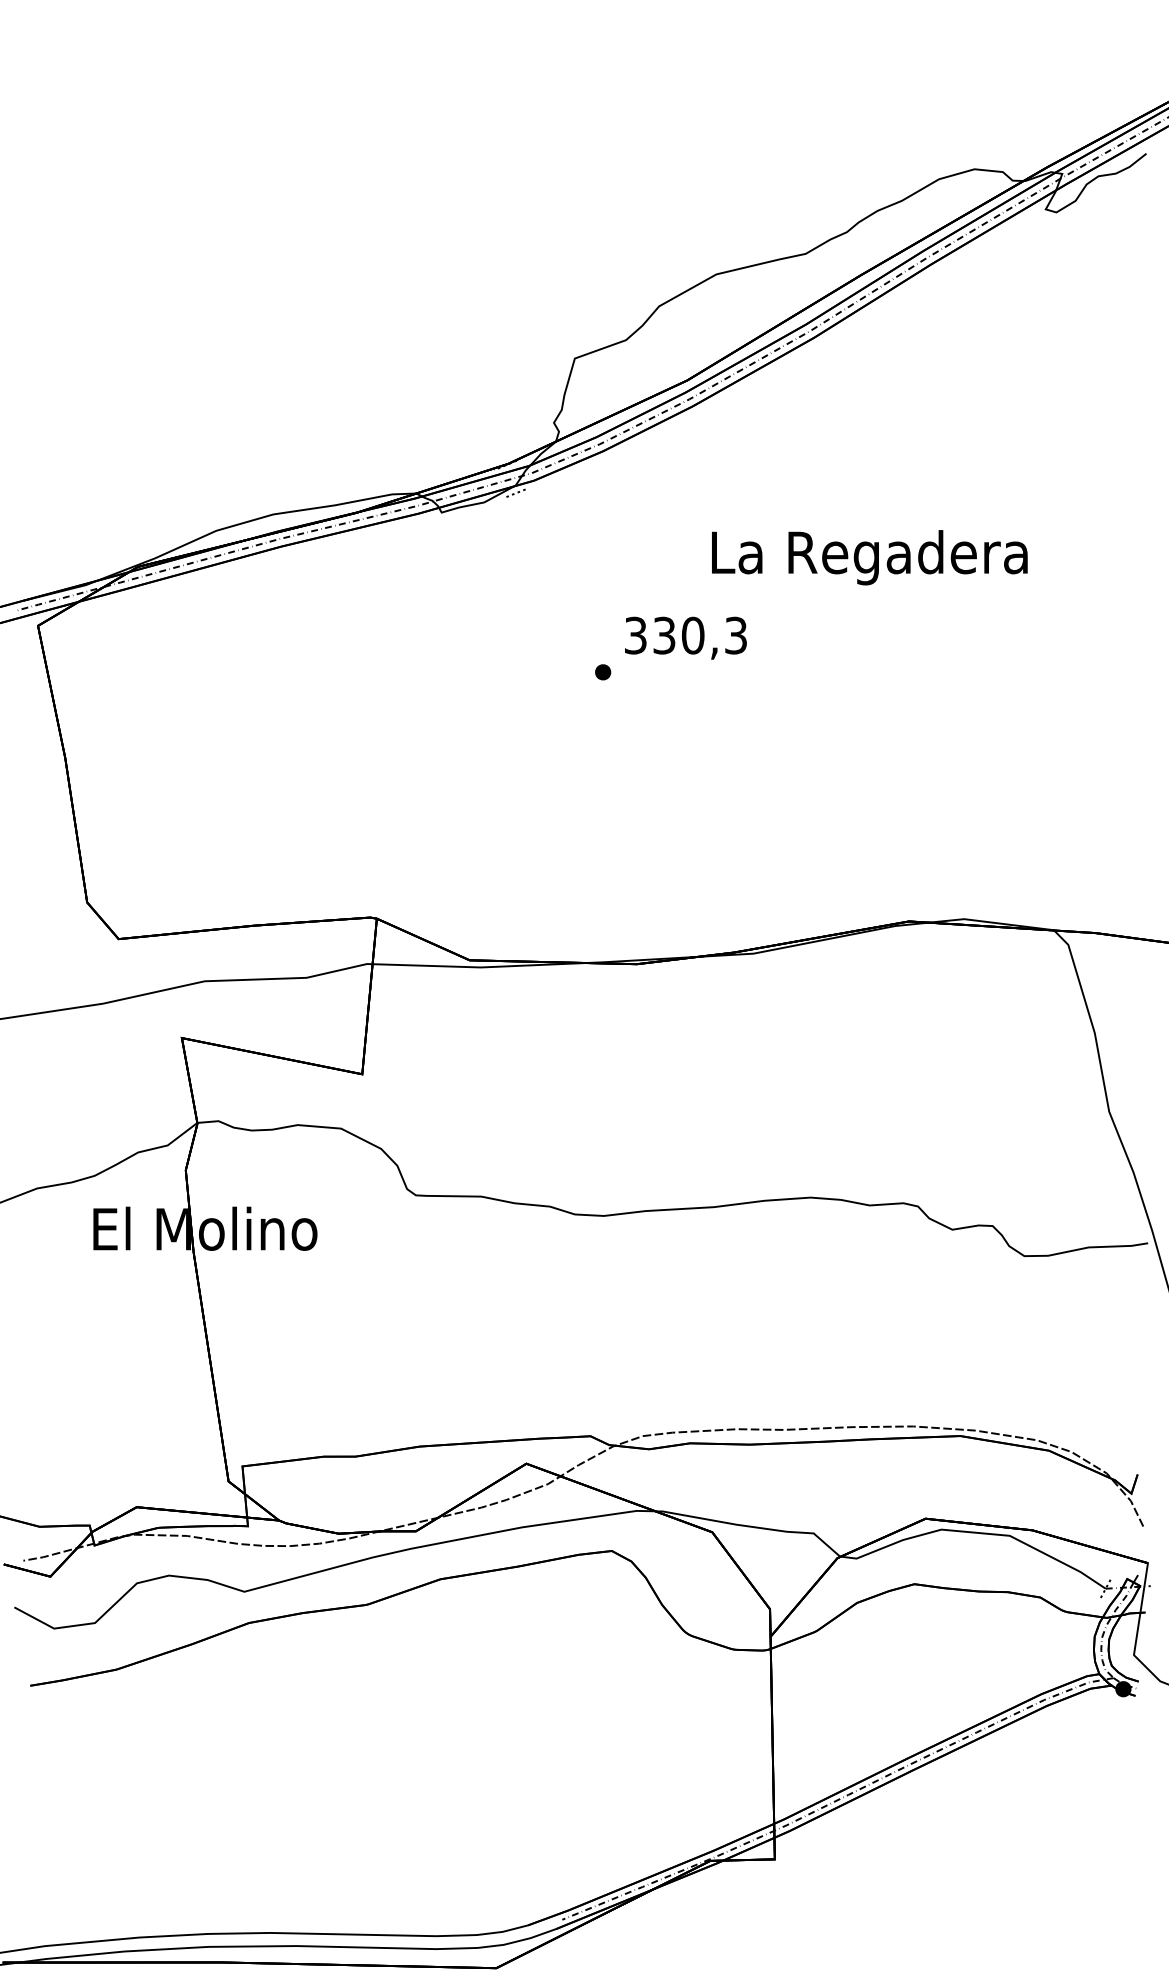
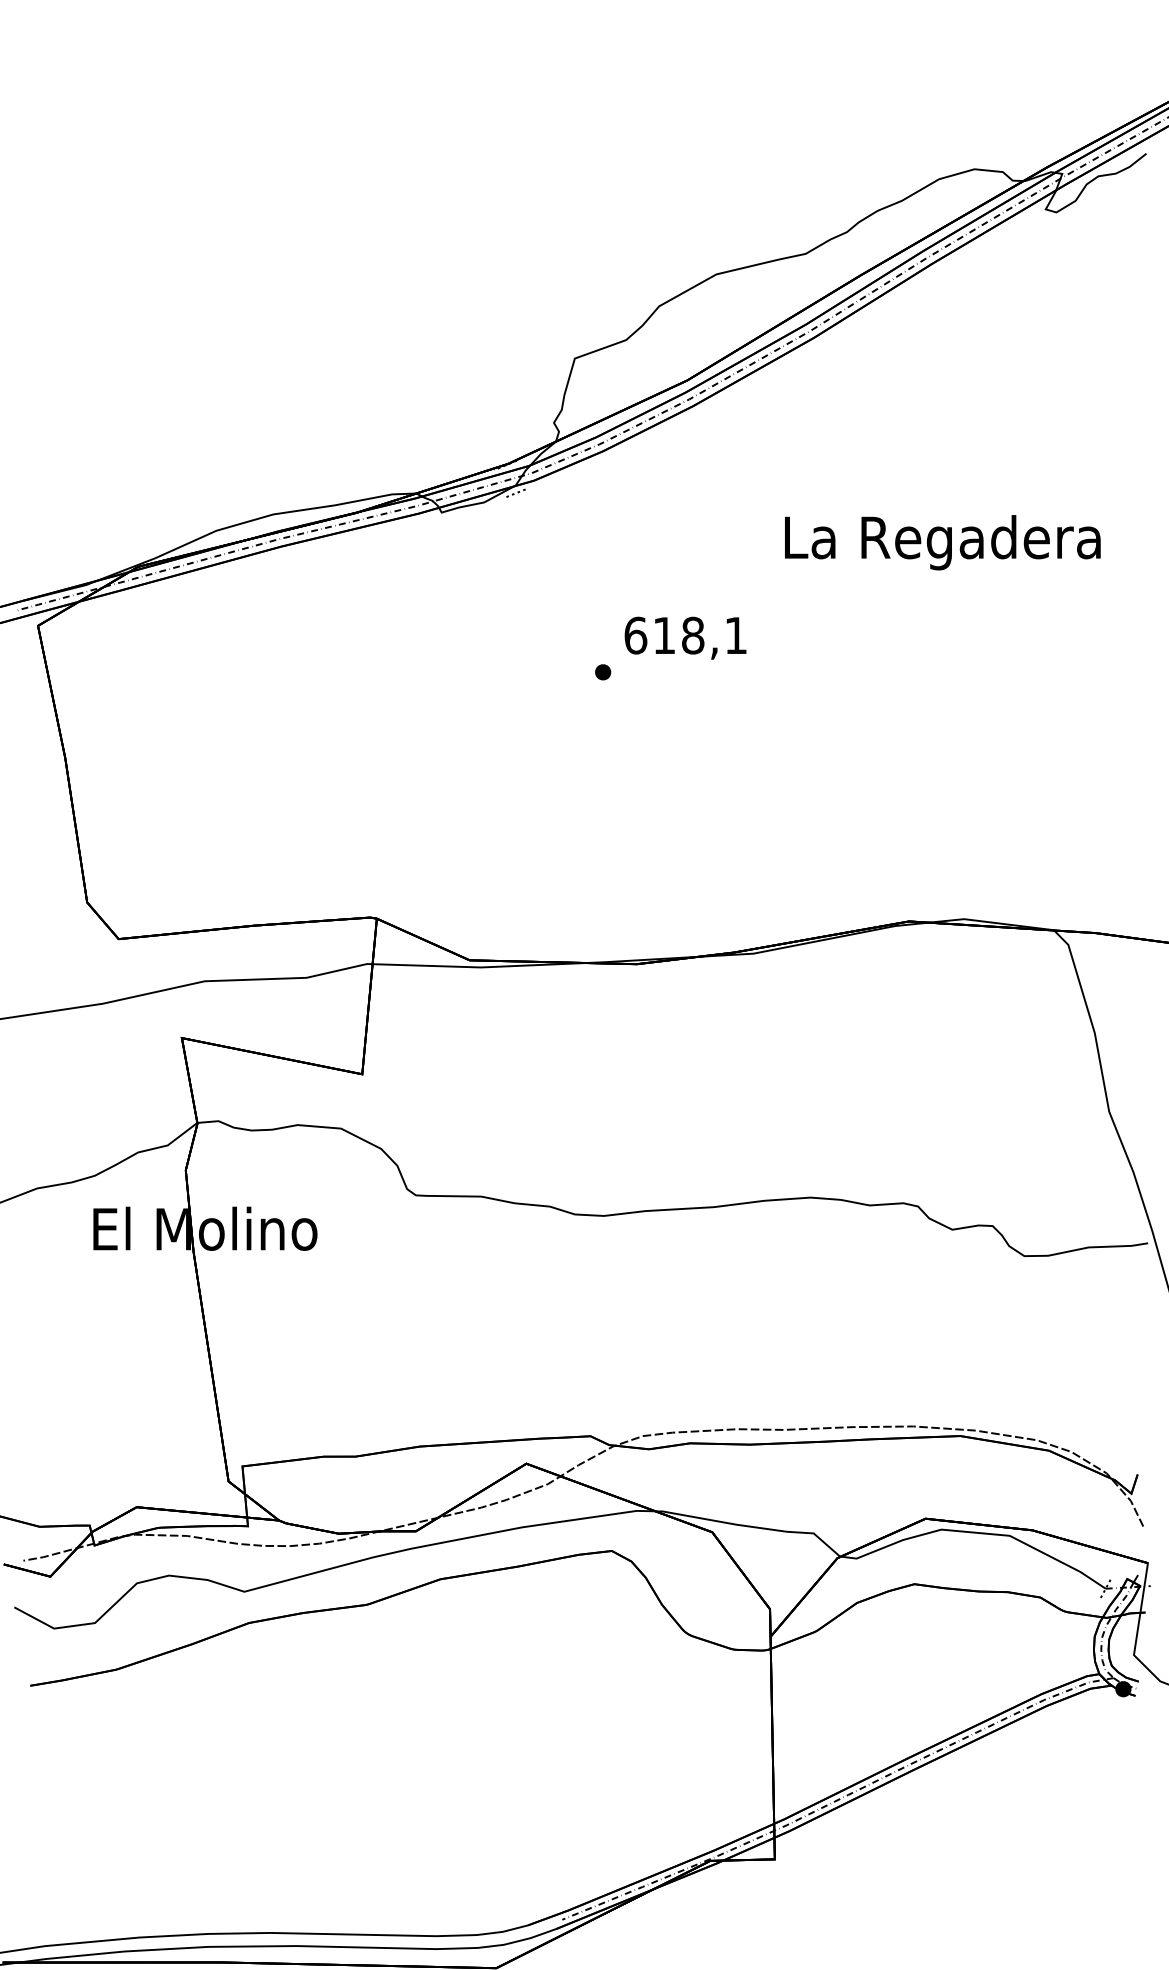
text position: (869, 557) -> (942, 542) (942, 542)
text: 330,3 -> 618,1 (685, 635)
